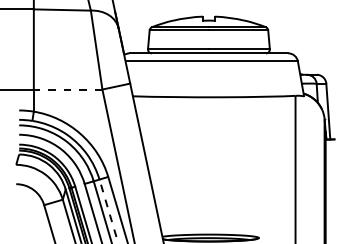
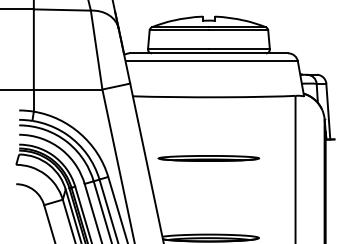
line: dashed -> solid (67, 89)
part: none -> present (208, 158)
line: dashed -> solid (108, 211)
